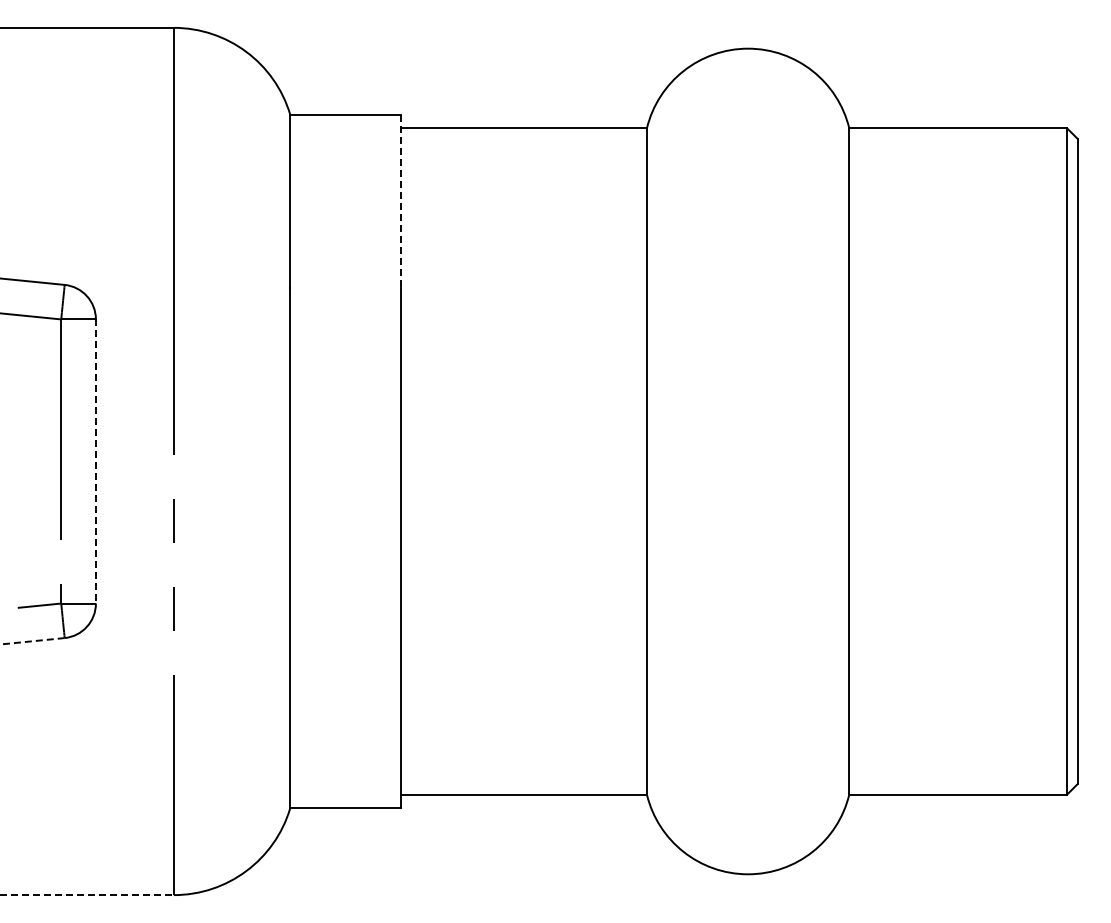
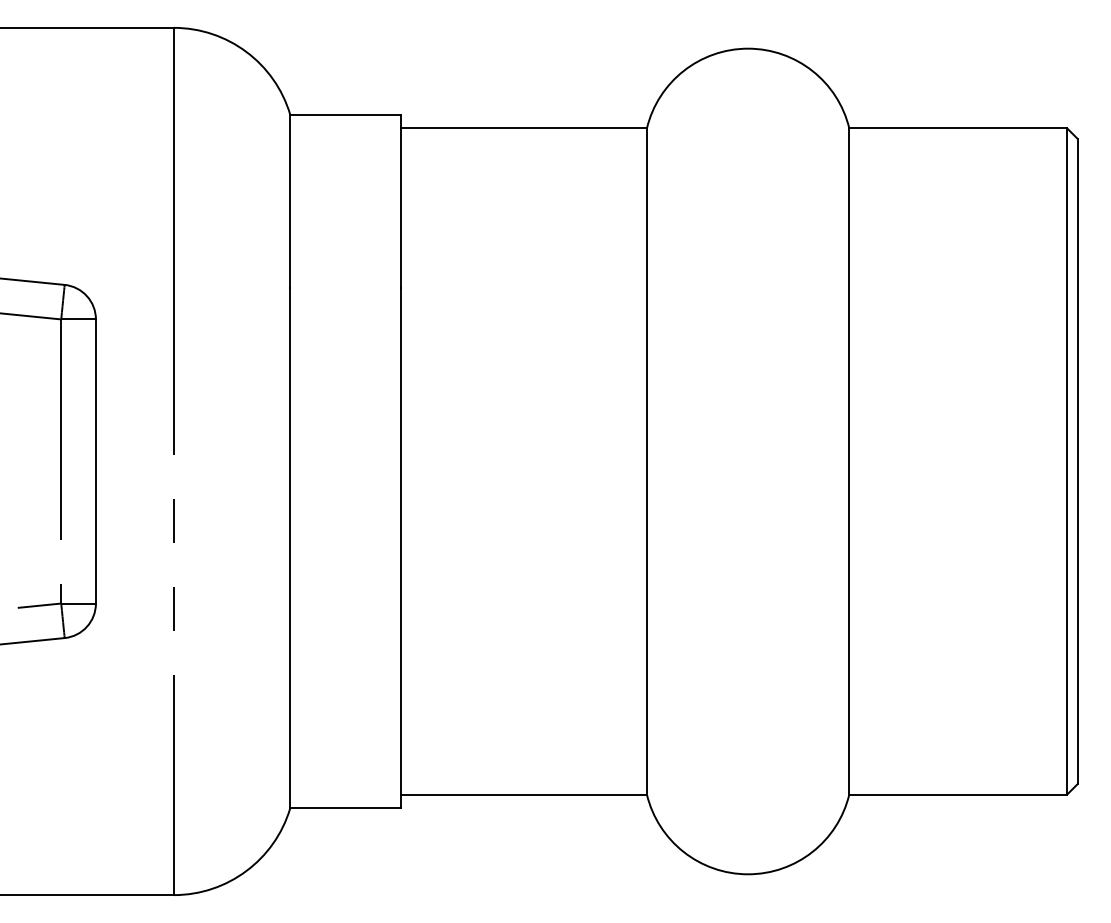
line: dashed -> solid (401, 201)
line: dashed -> solid (95, 461)
line: dashed -> solid (31, 641)
line: dashed -> solid (87, 895)
